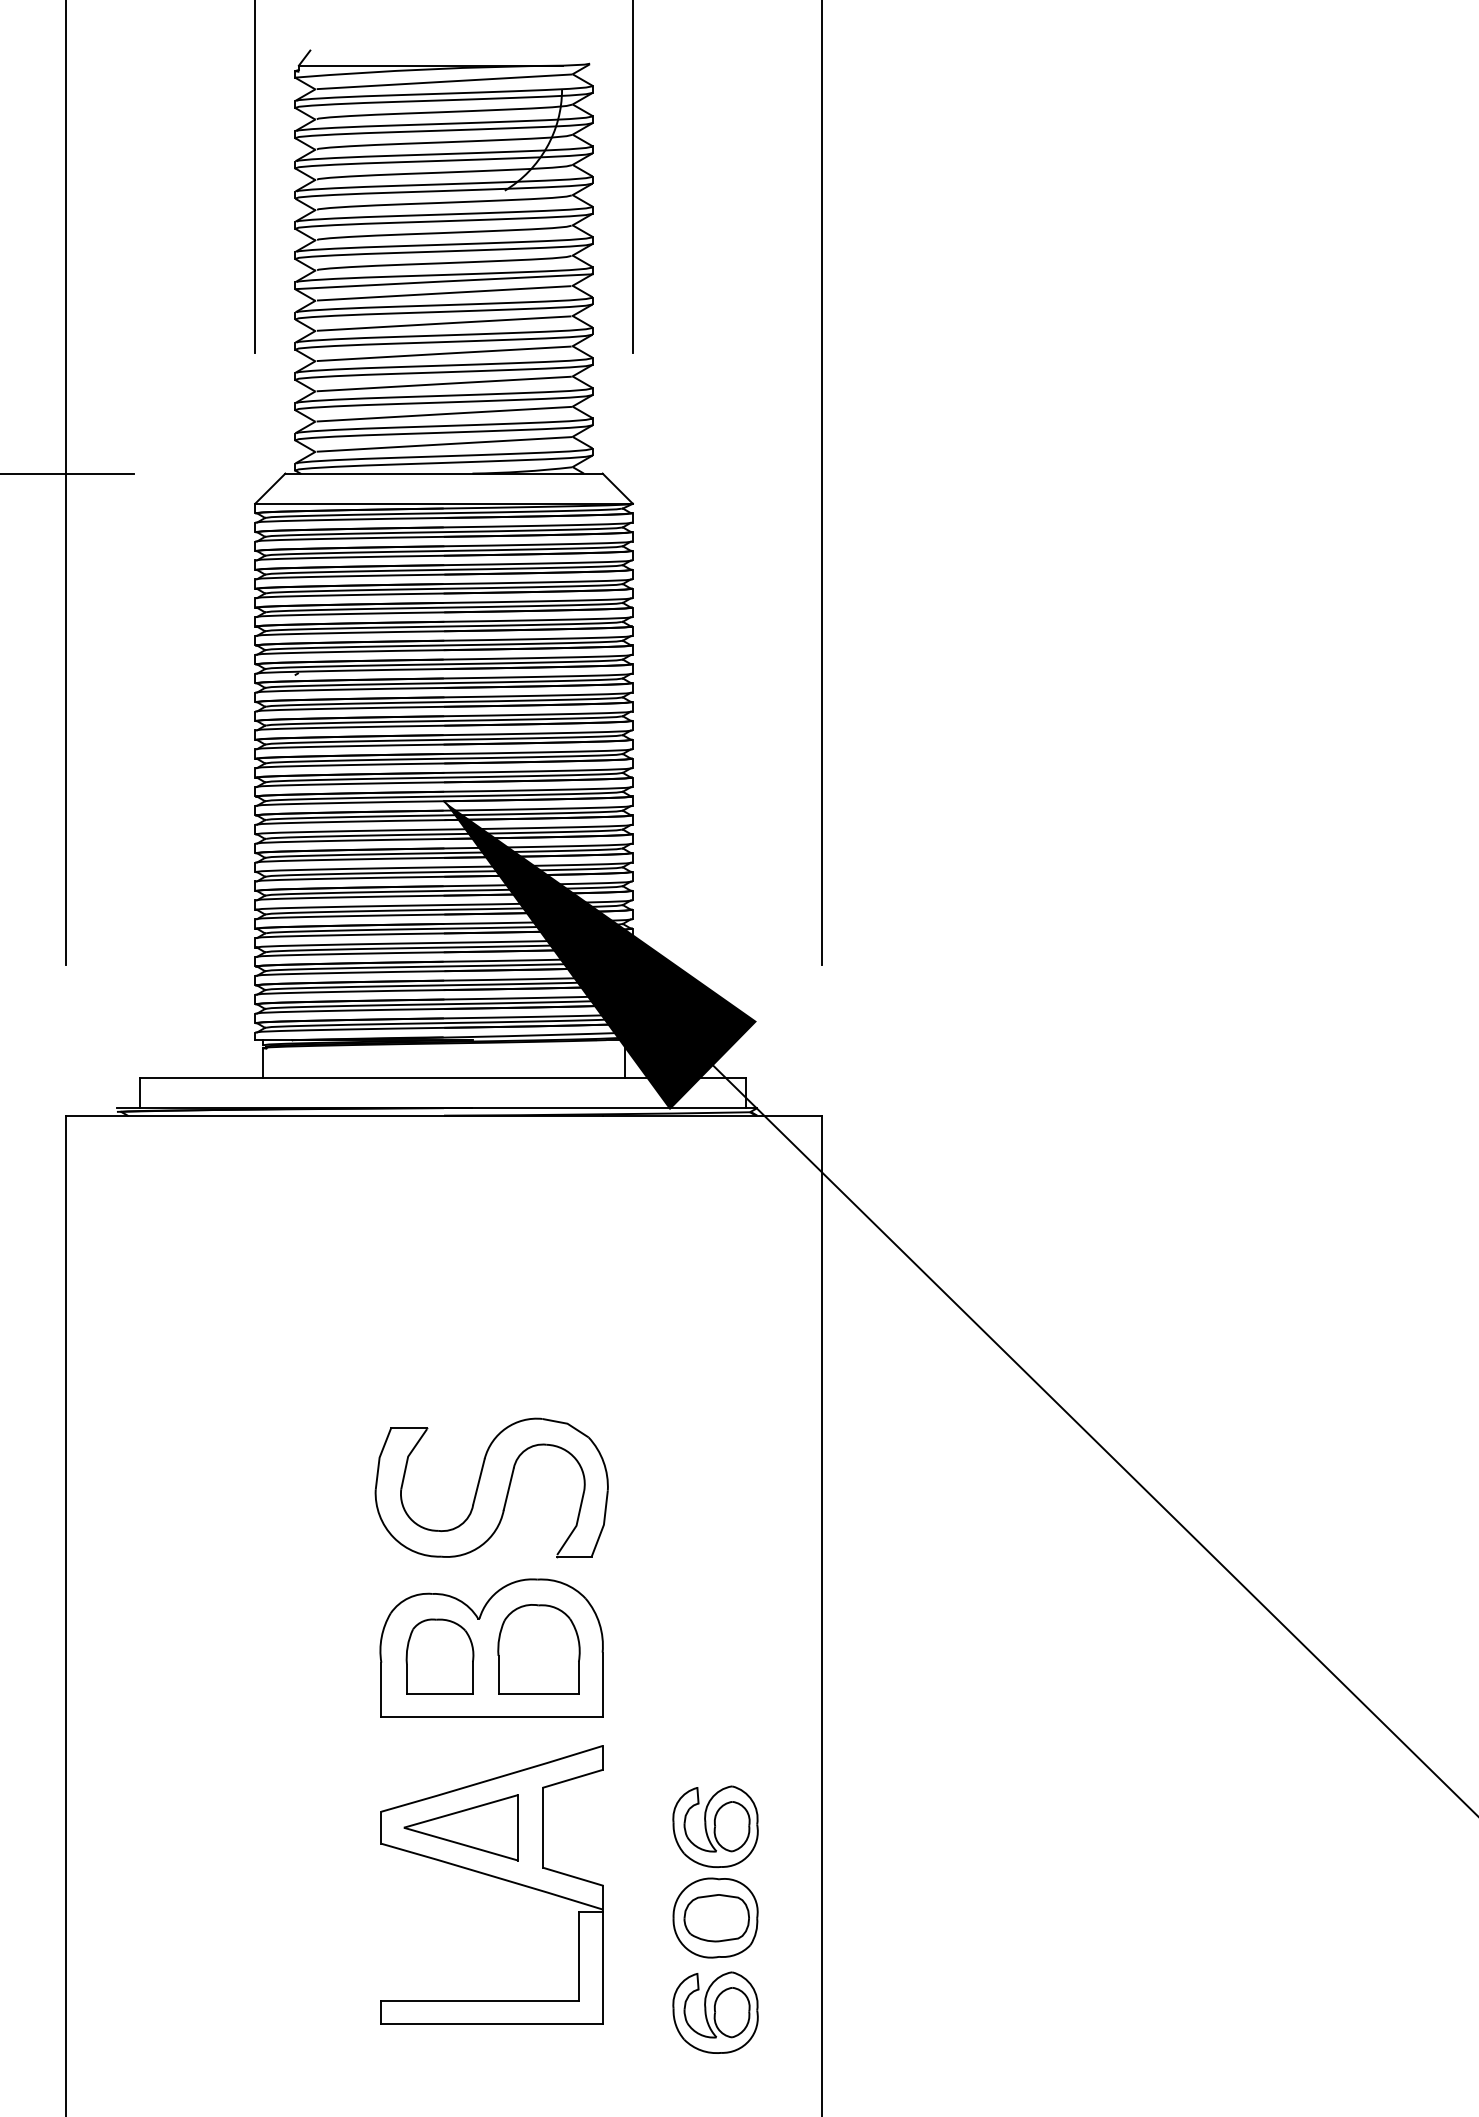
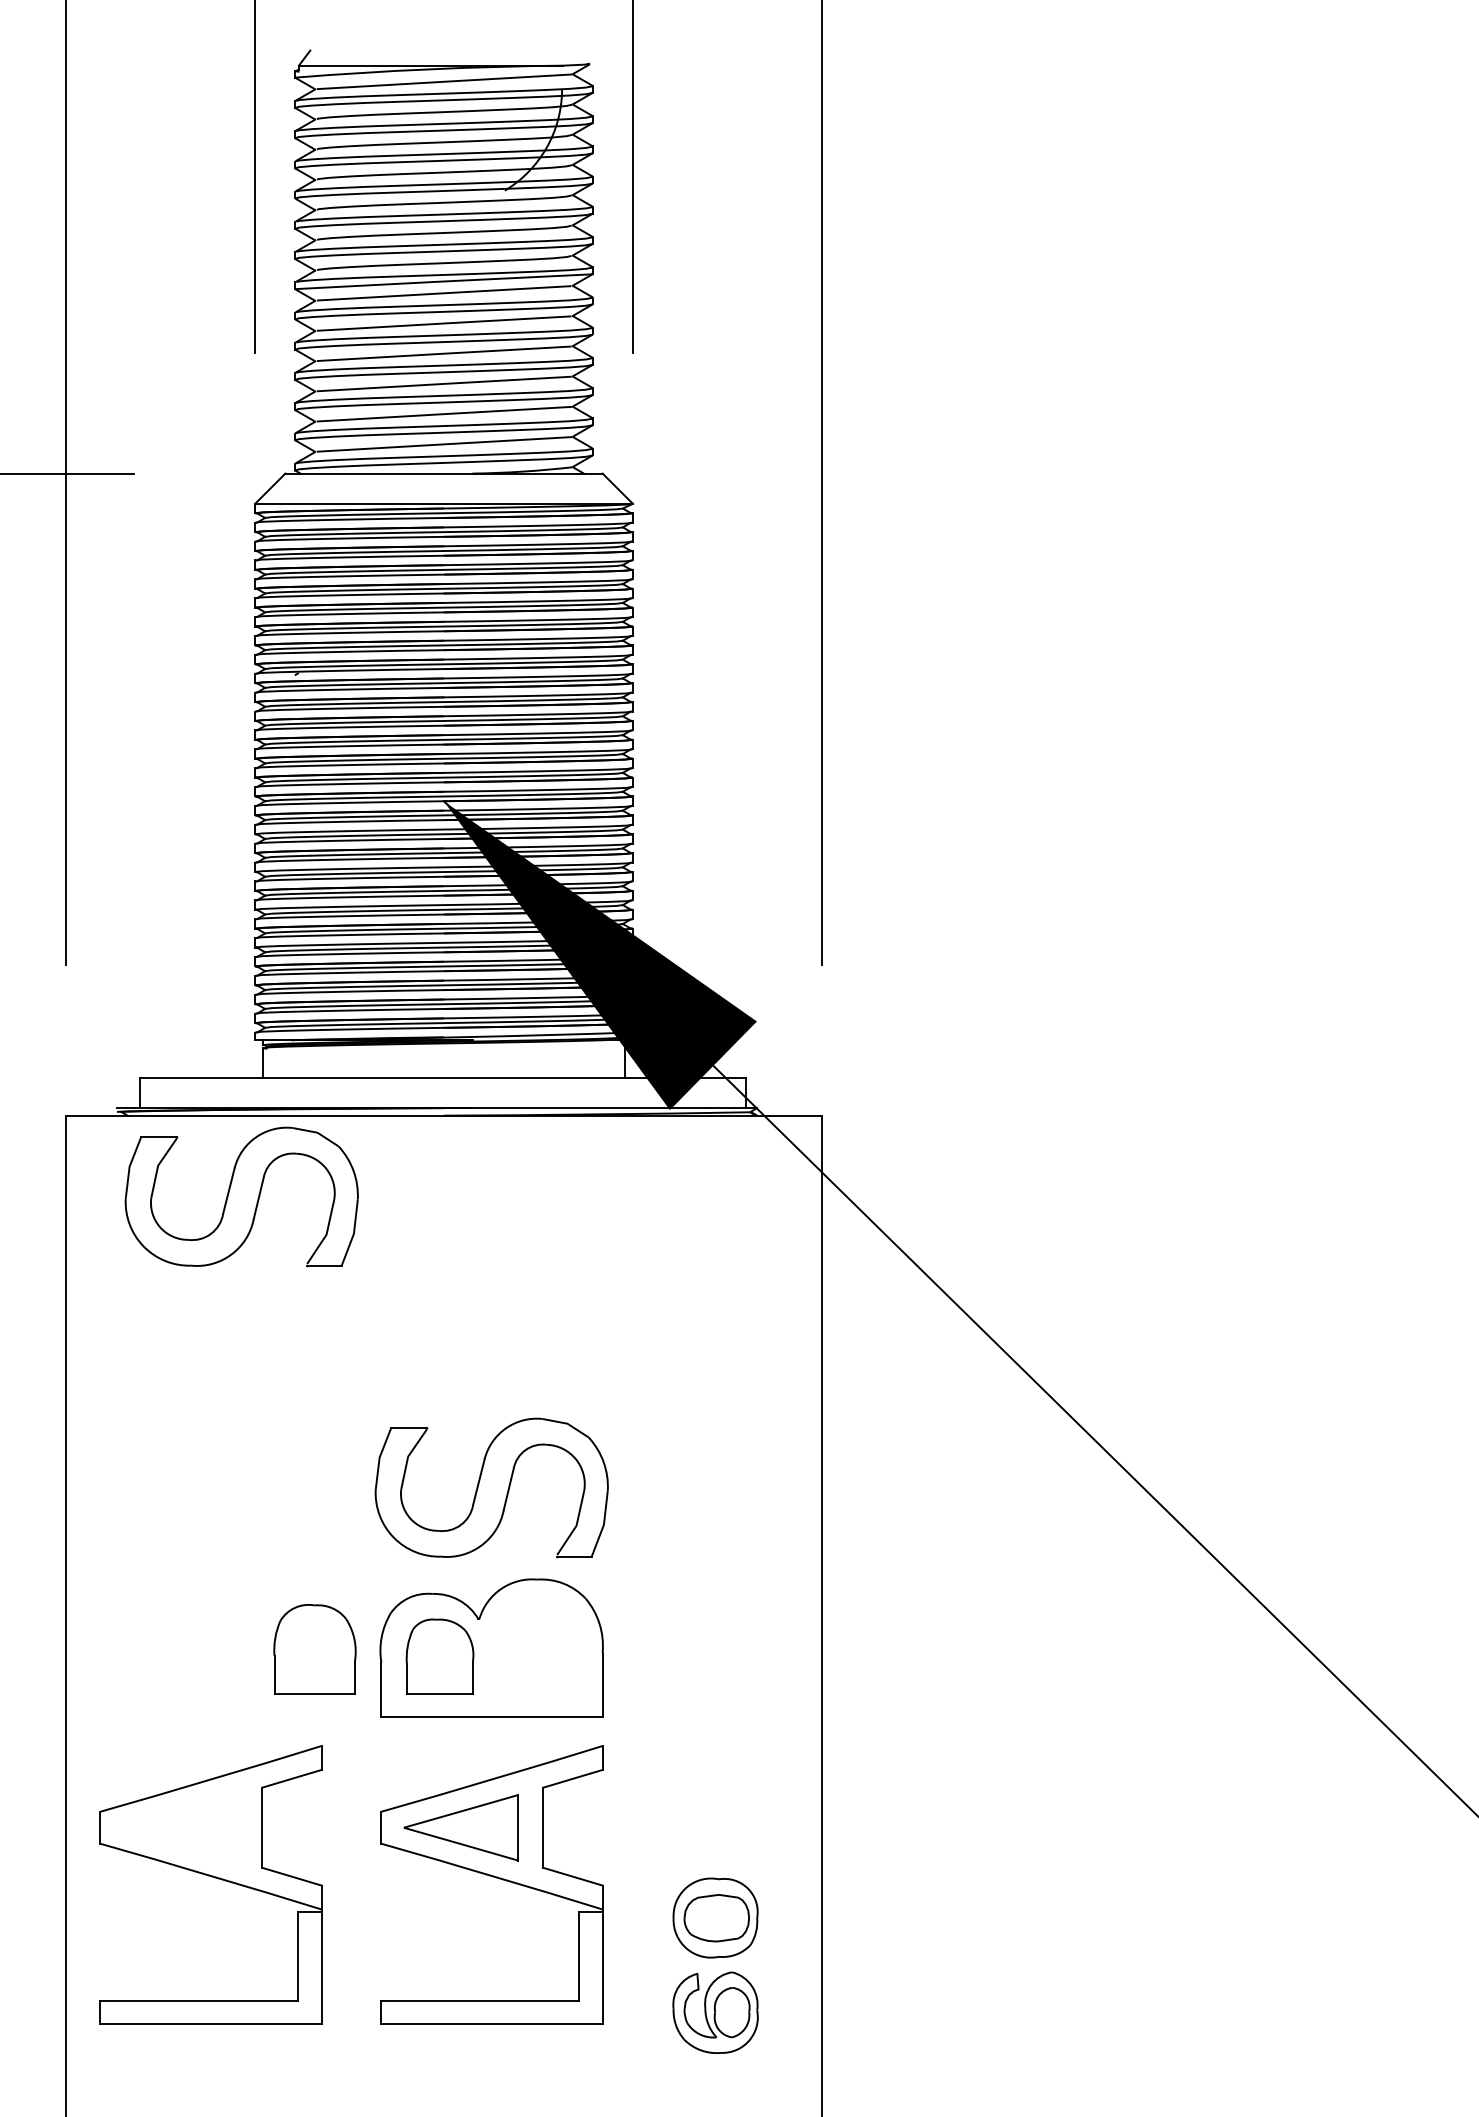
part: none -> present (241, 1196)
part position: (538, 1649) -> (314, 1649) (314, 1649)
part: present -> none (715, 1826)
part: none -> present (211, 1877)
